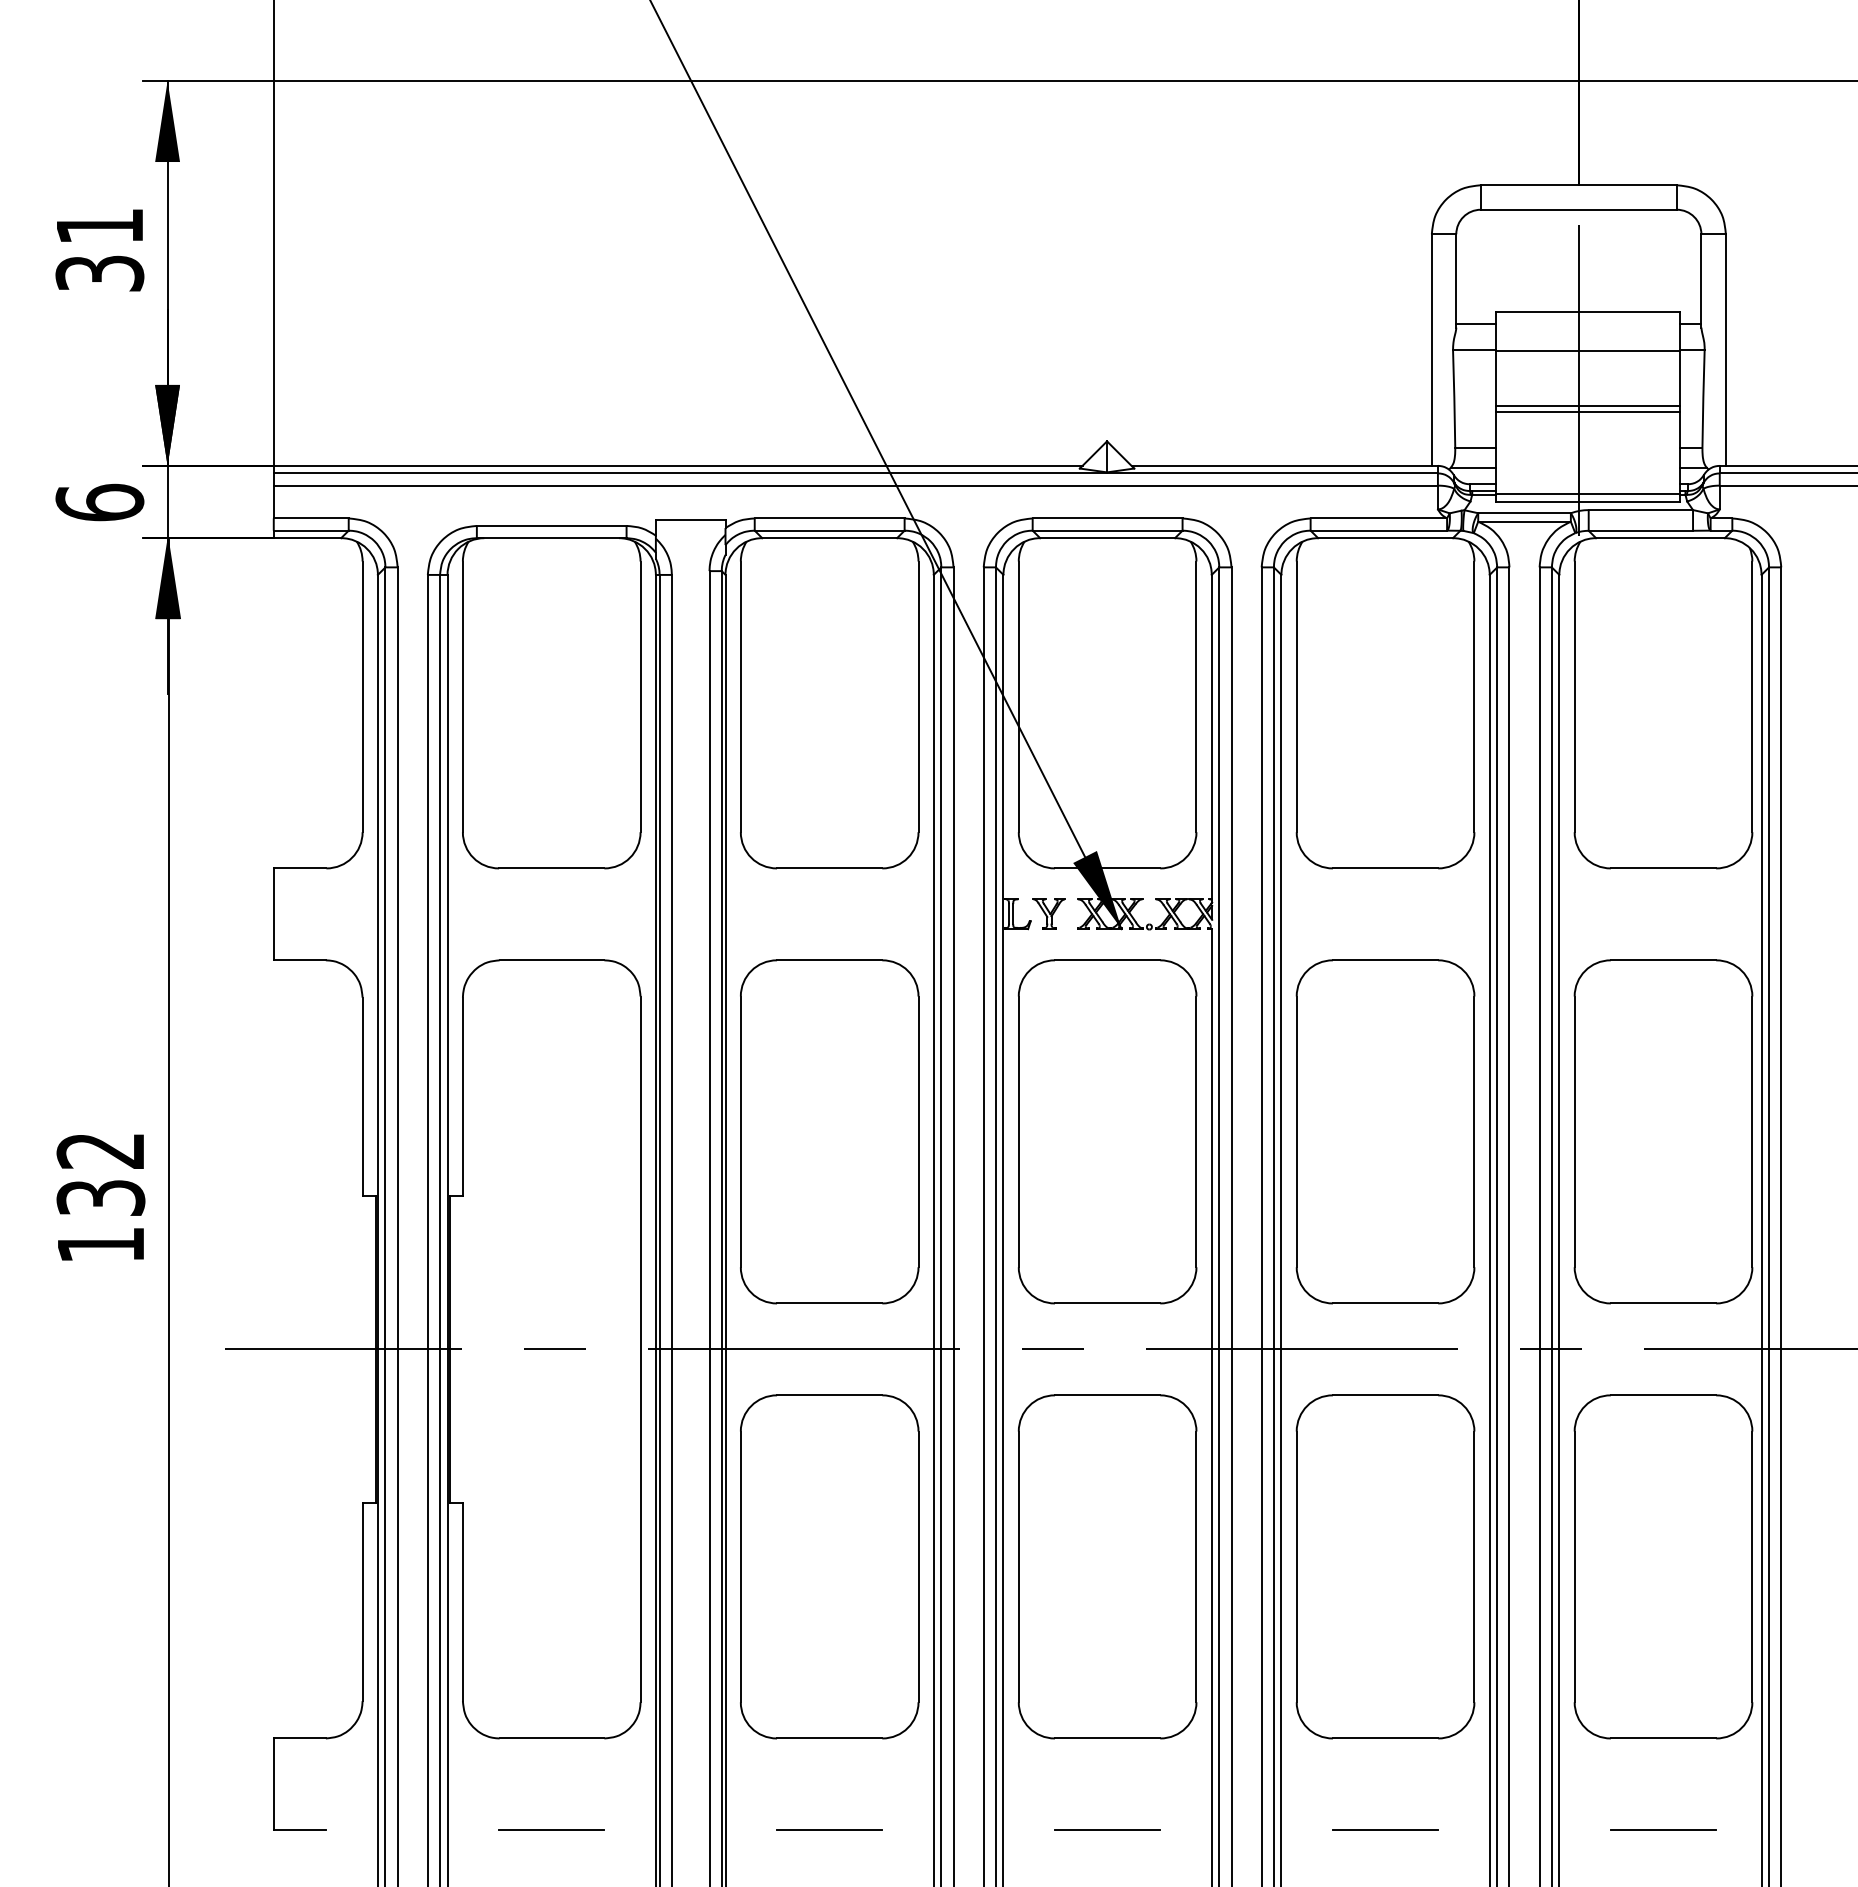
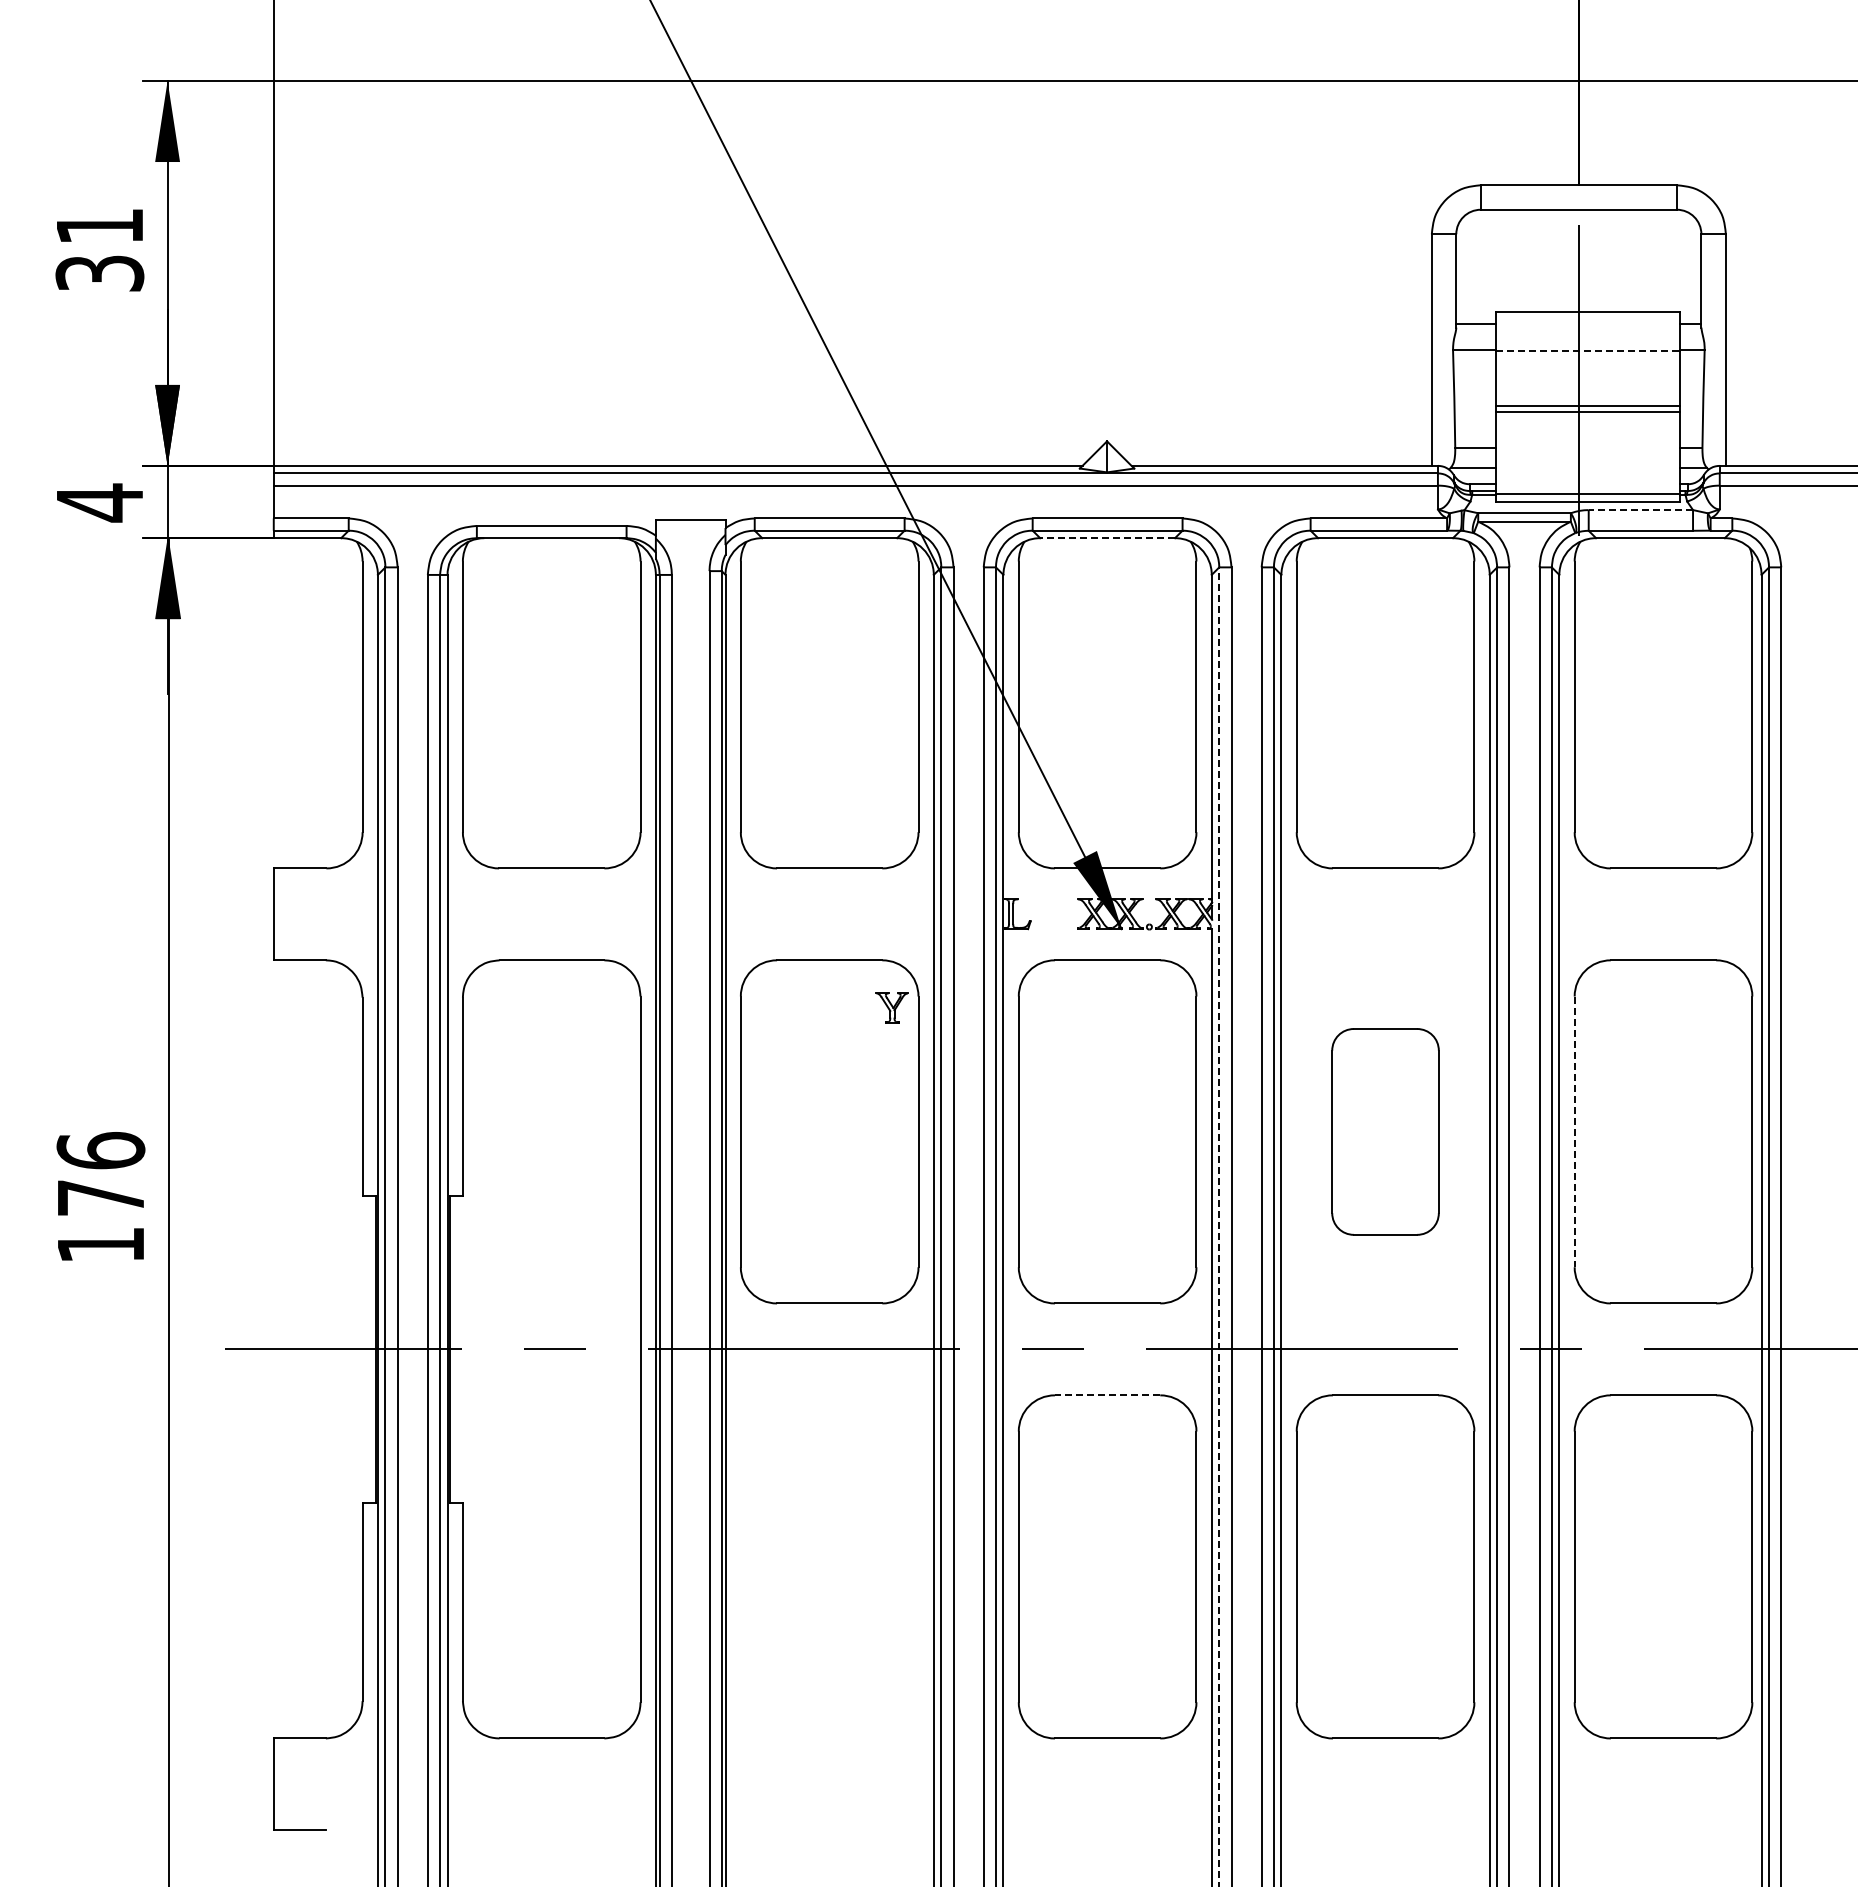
line: solid -> dashed (1587, 350)
text: 6 -> 4 (99, 502)
line: solid -> dashed (1640, 510)
line: solid -> dashed (1107, 538)
part position: (1048, 913) -> (891, 1007) (891, 1007)
part size: 181x346 px -> 109x208 px (1385, 1131)
line: solid -> dashed (1574, 1132)
text: 132 -> 176 (100, 1173)
line: solid -> dashed (1219, 1226)
line: solid -> dashed (1107, 1395)
part: present -> none (829, 1566)
line: present -> none (551, 1830)
line: present -> none (829, 1830)
line: present -> none (1107, 1830)
line: present -> none (1385, 1830)
line: present -> none (1663, 1830)
